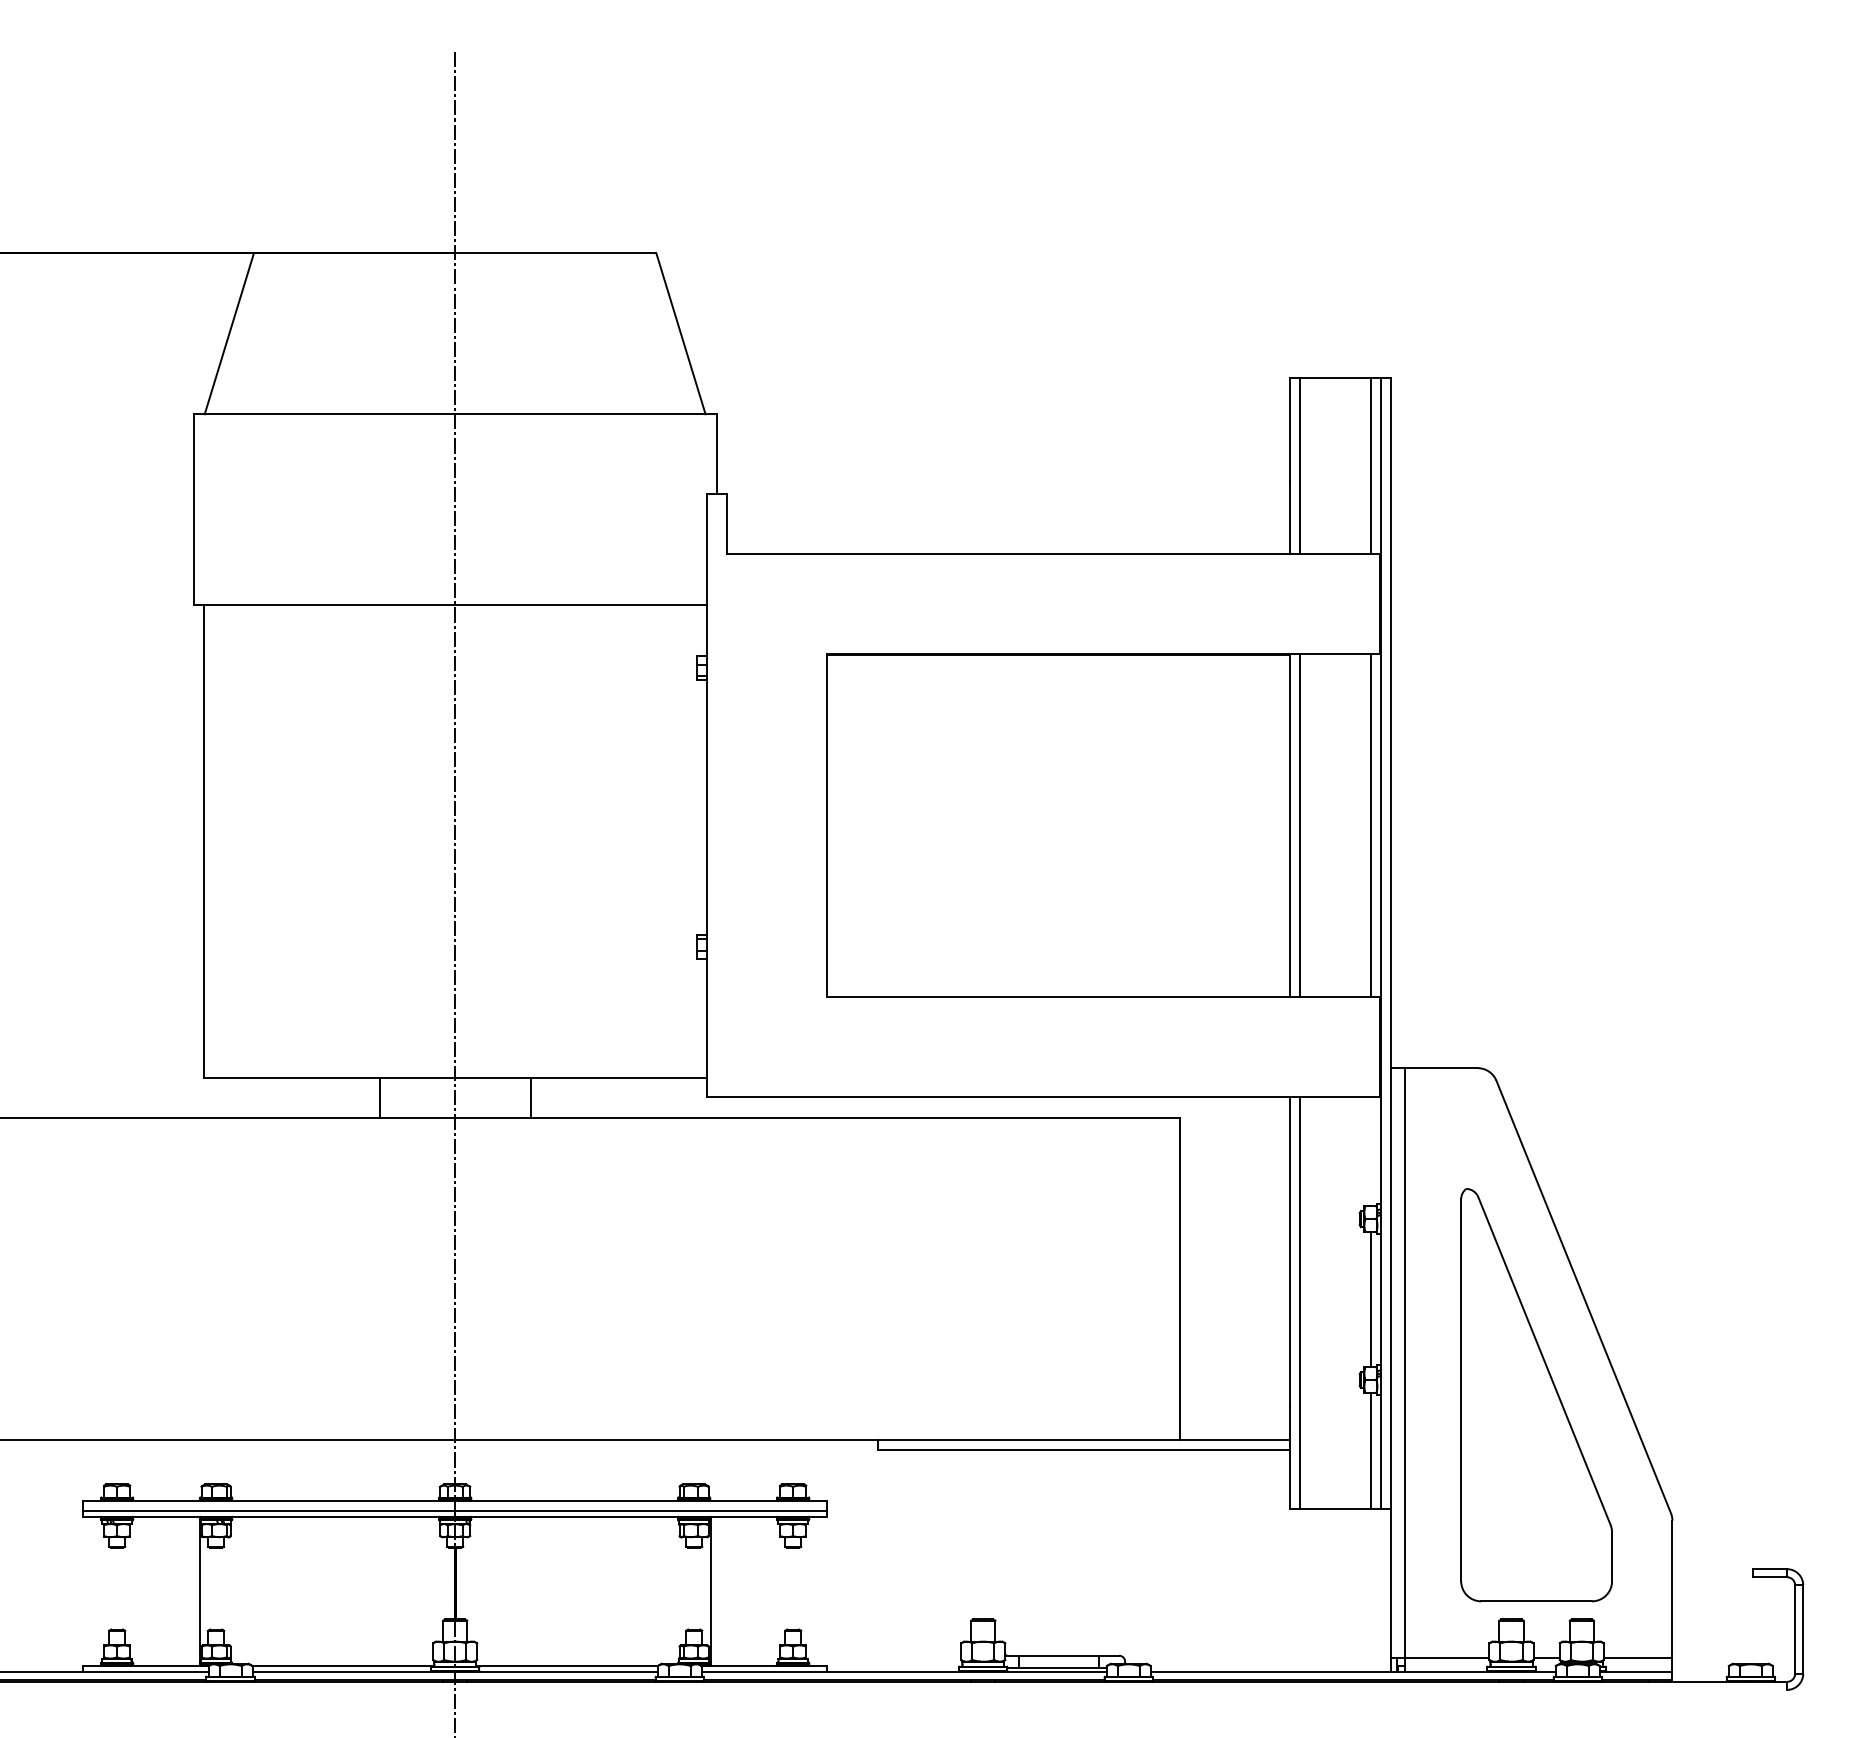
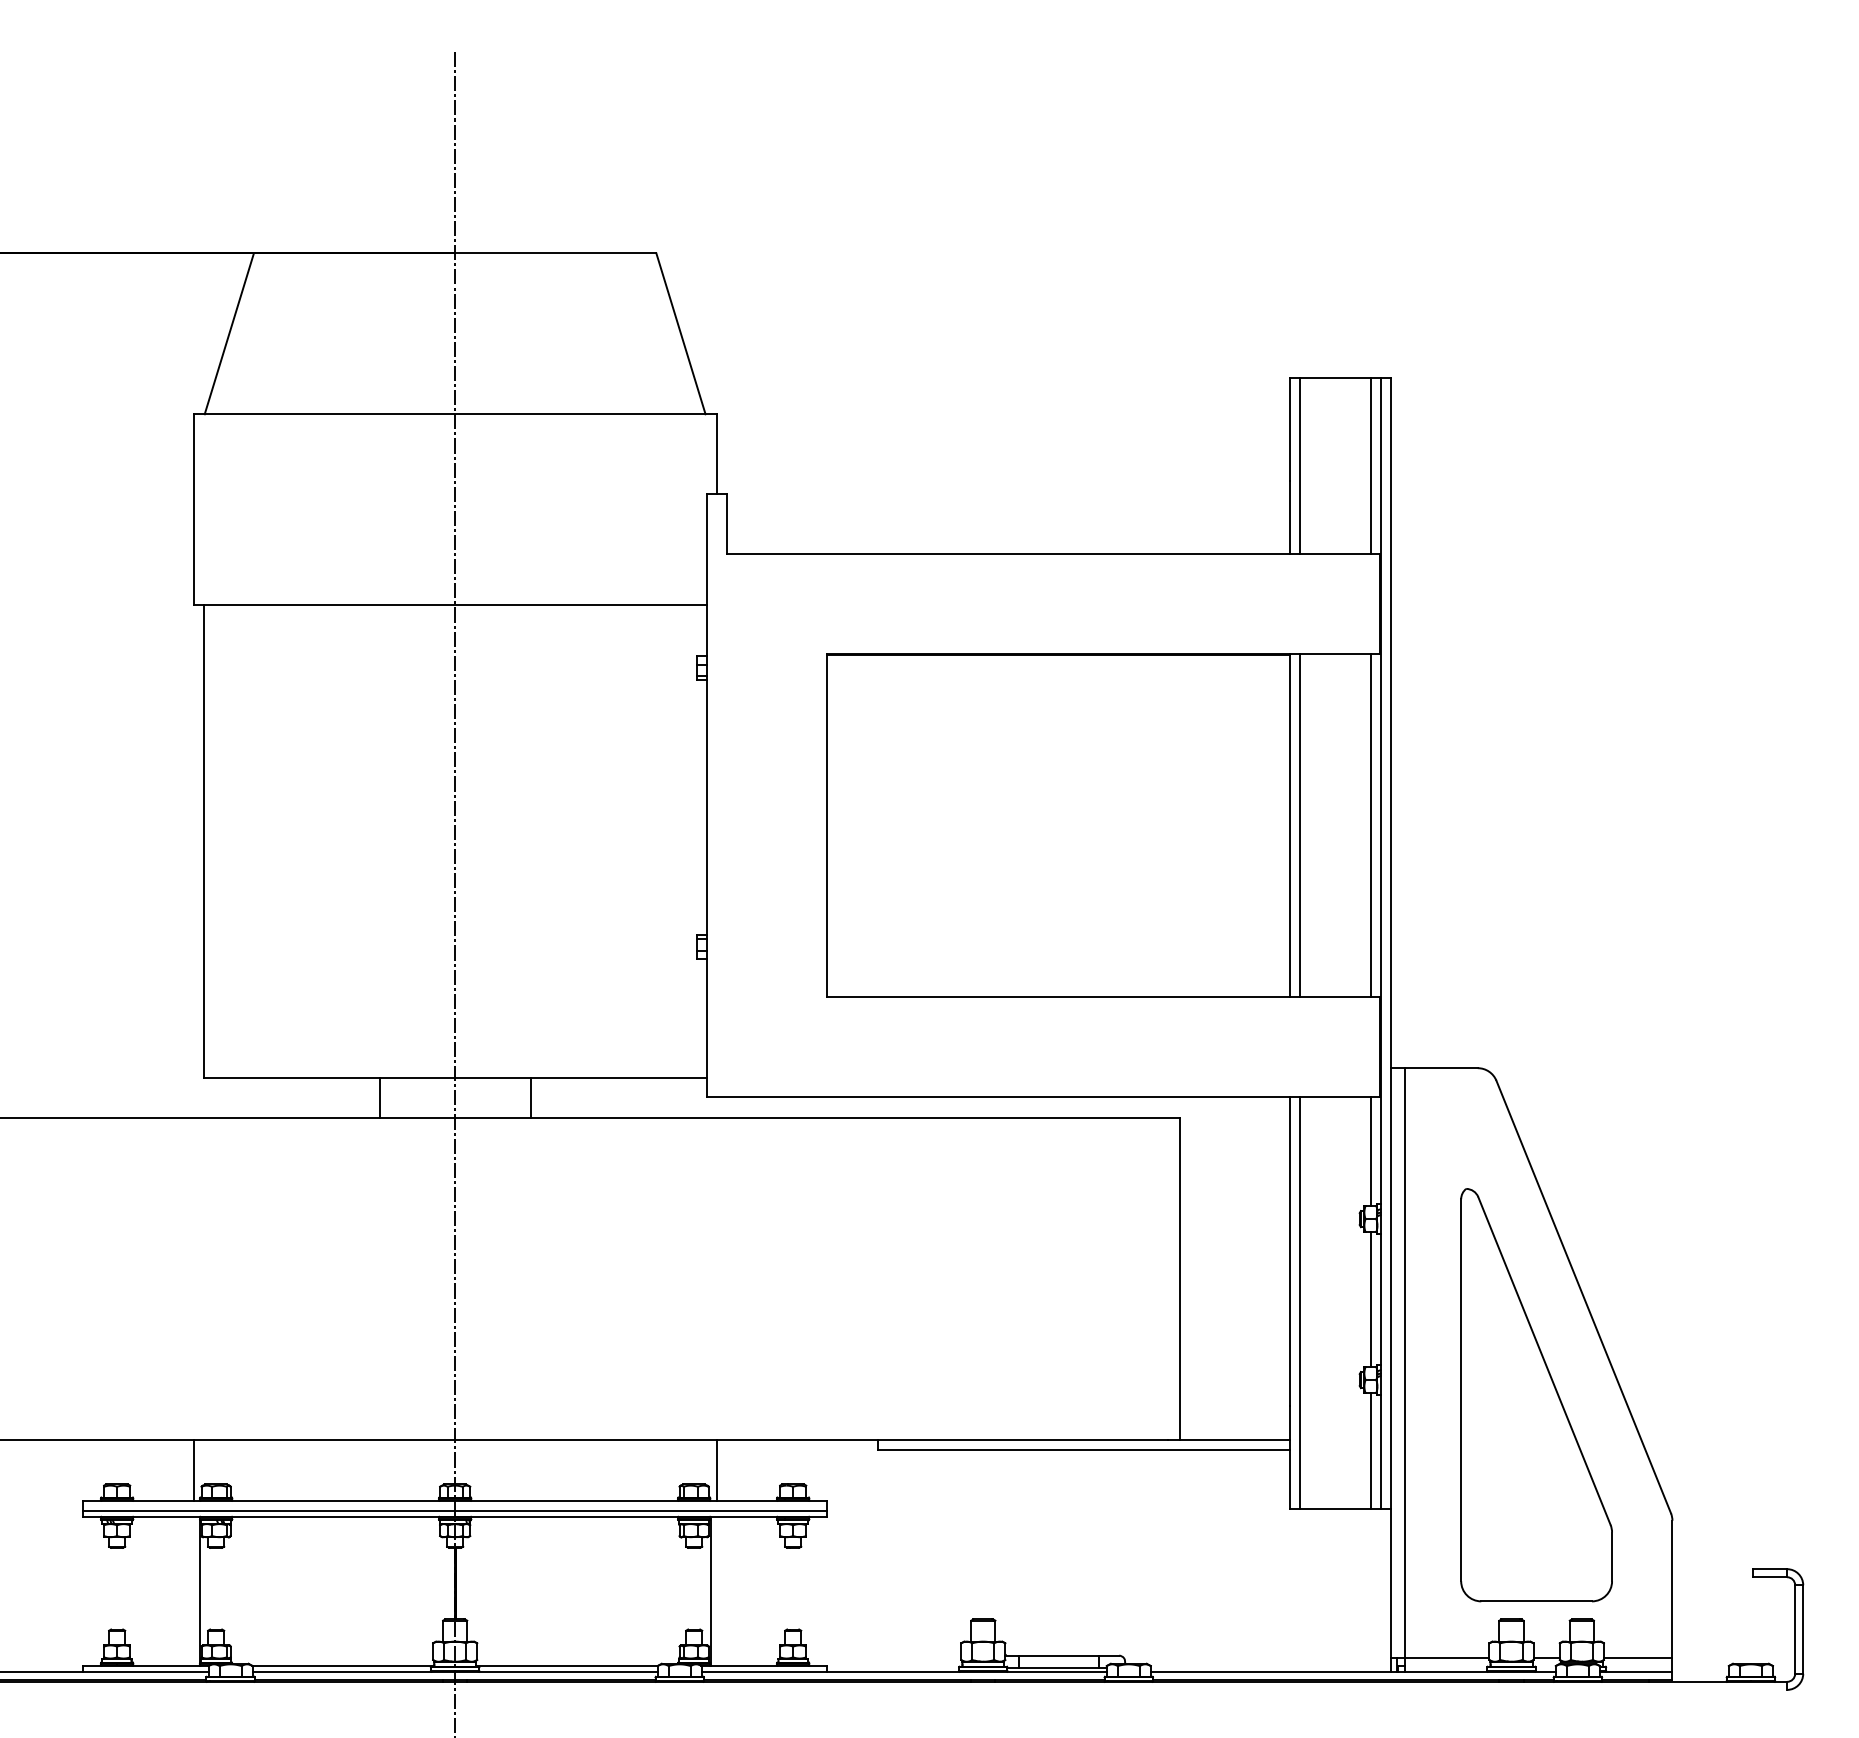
line: none -> present (1370, 1151)
line: none -> present (193, 1470)
line: none -> present (716, 1470)
